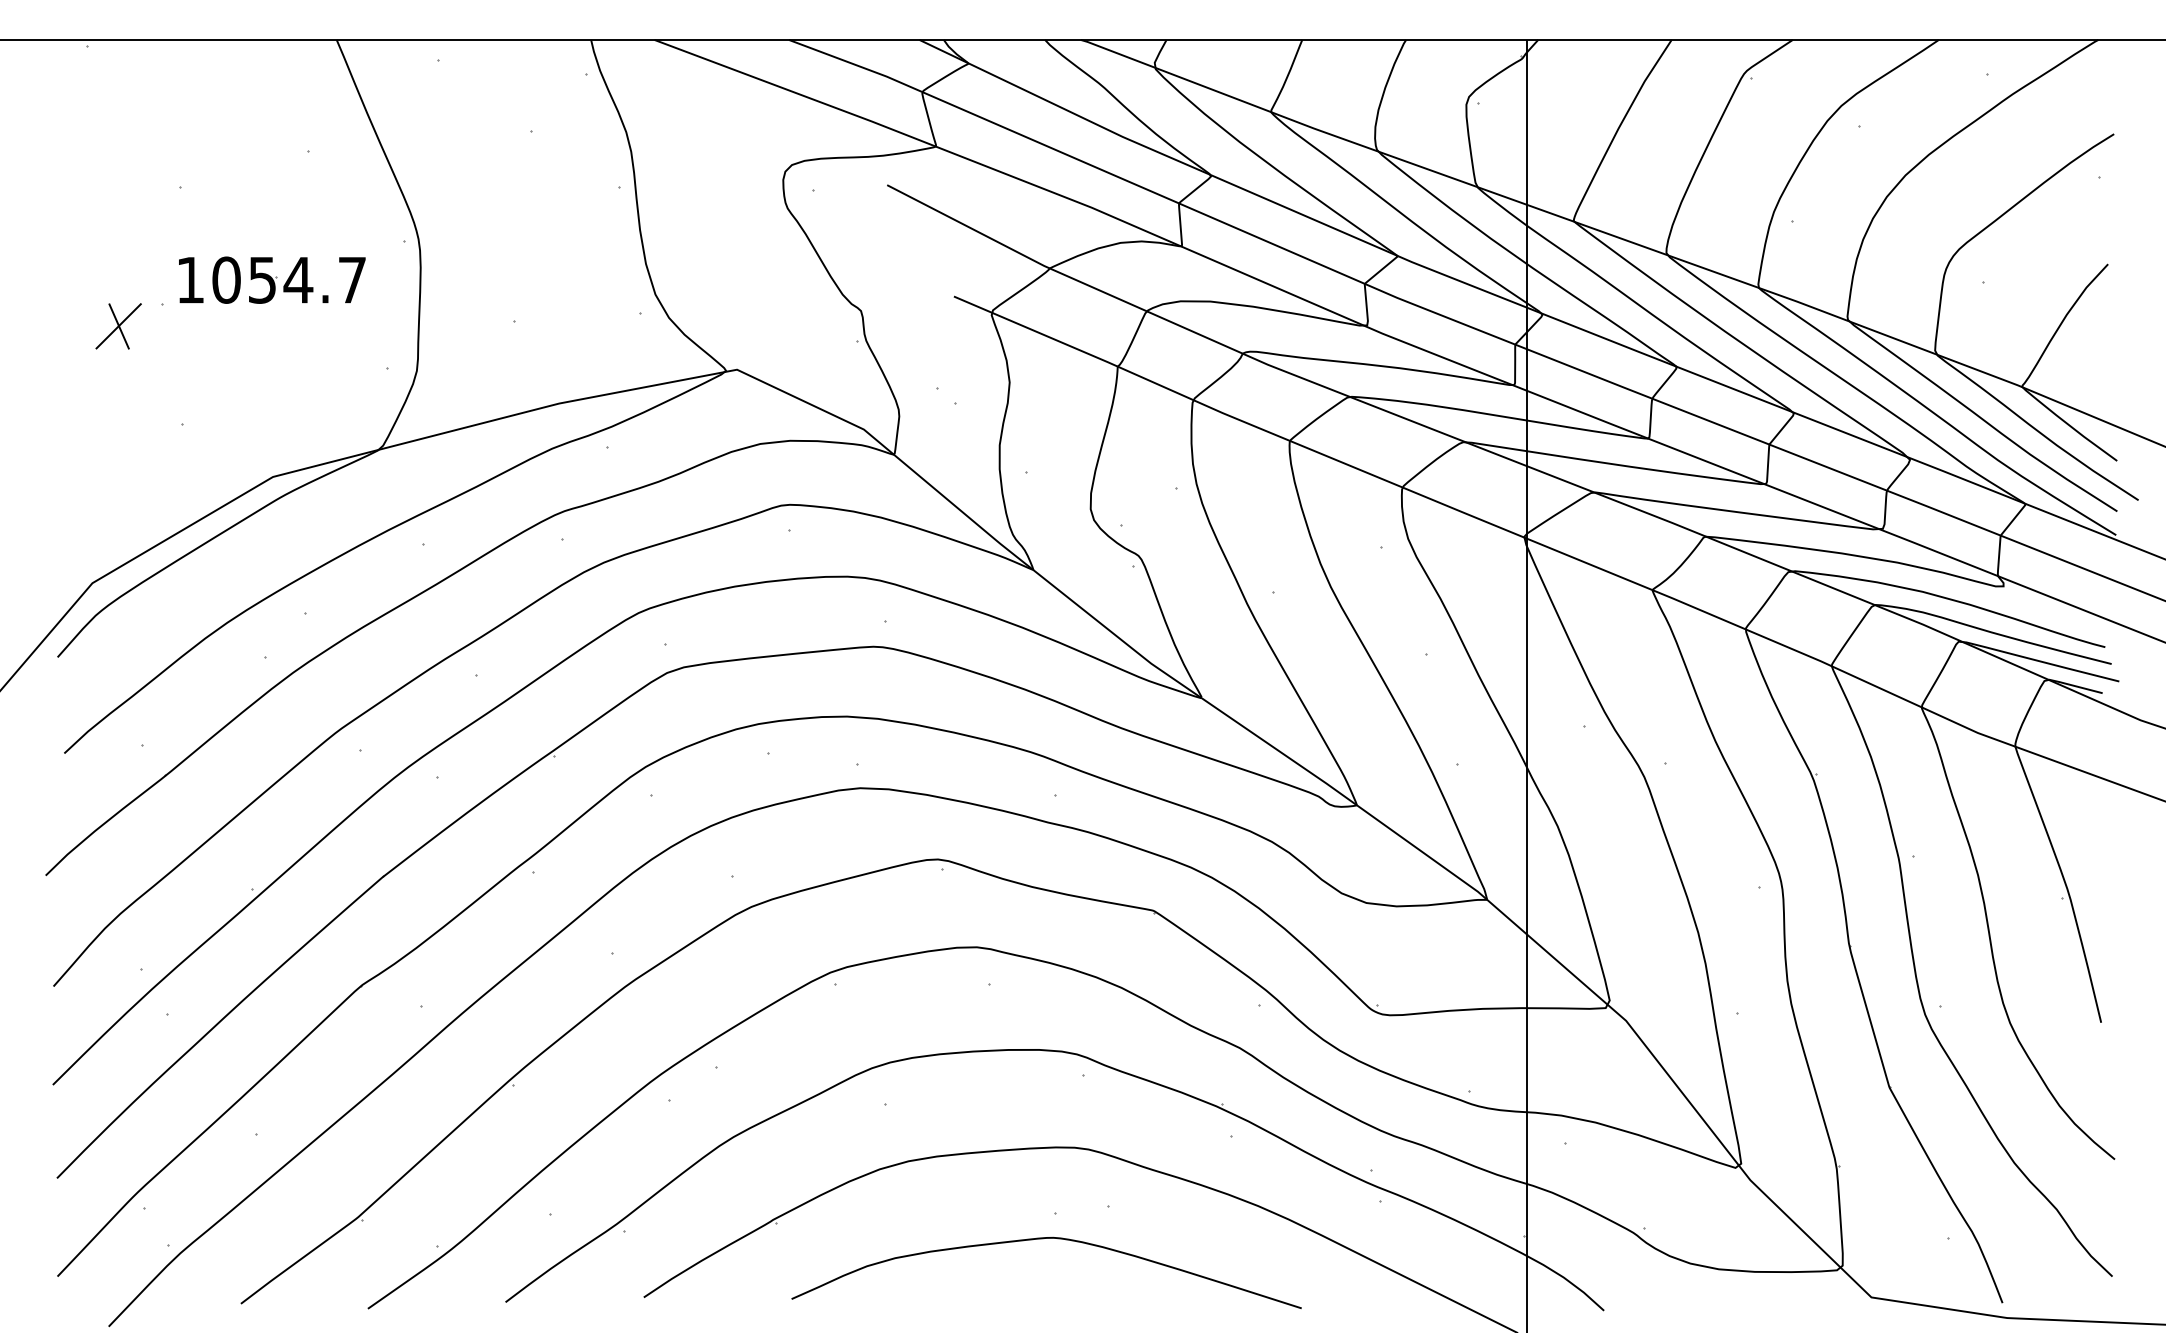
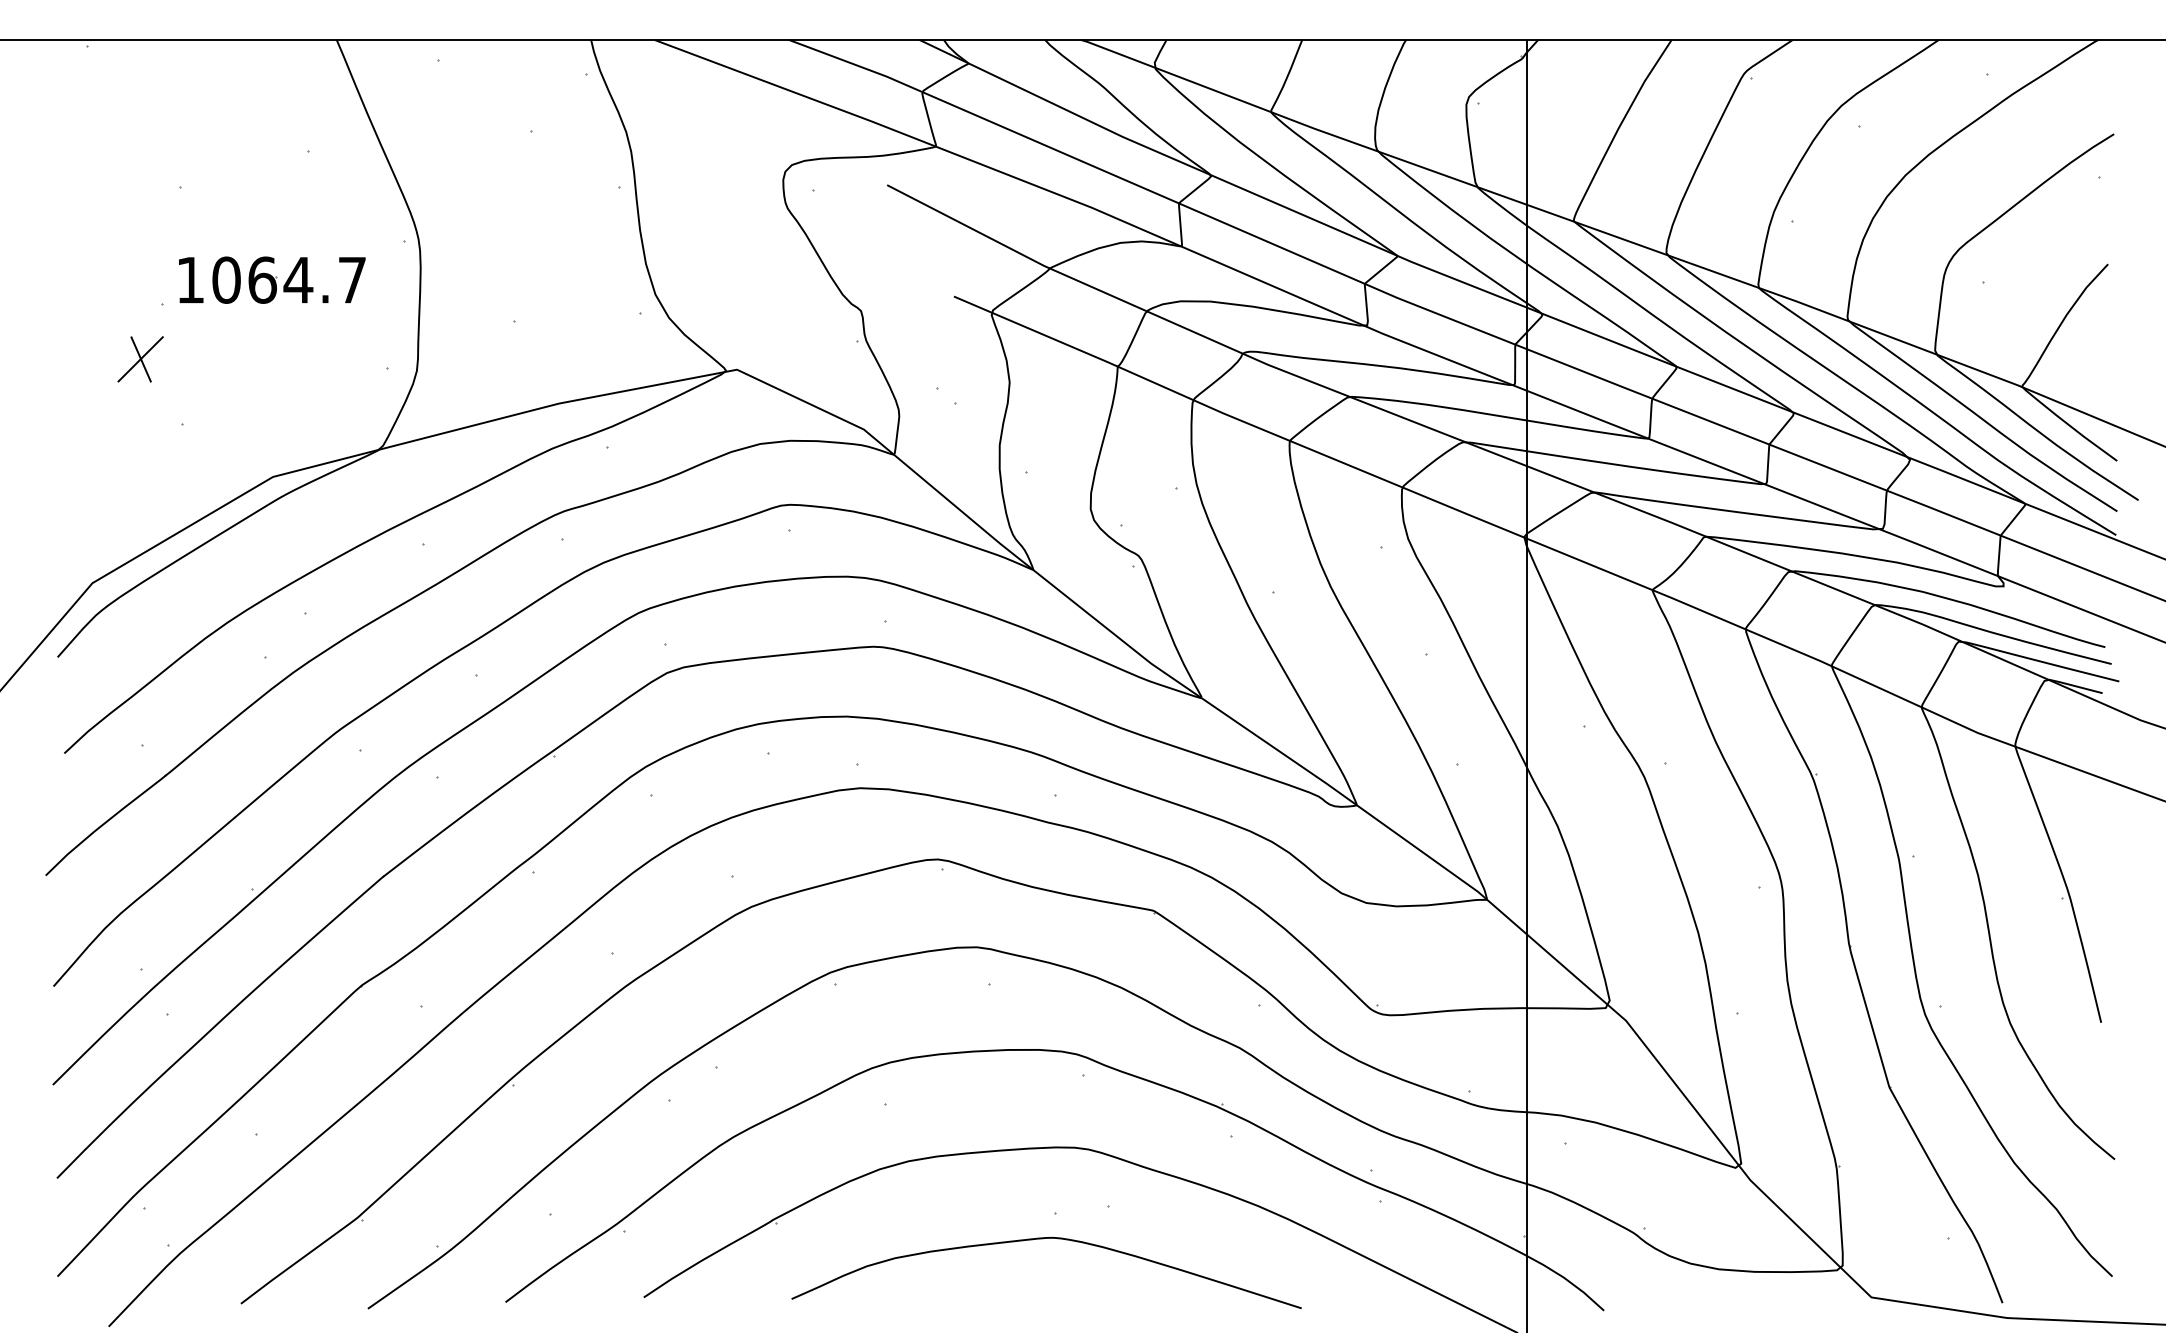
text: 1054.7 -> 1064.7 (262, 279)
part position: (118, 326) -> (140, 359) (140, 359)
